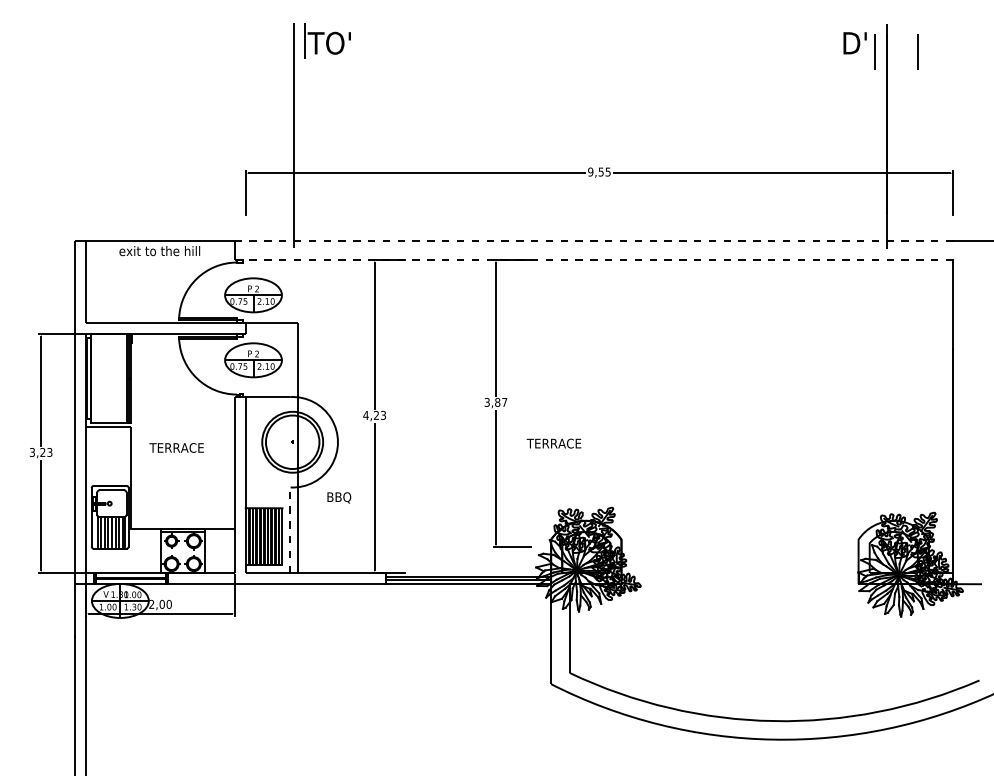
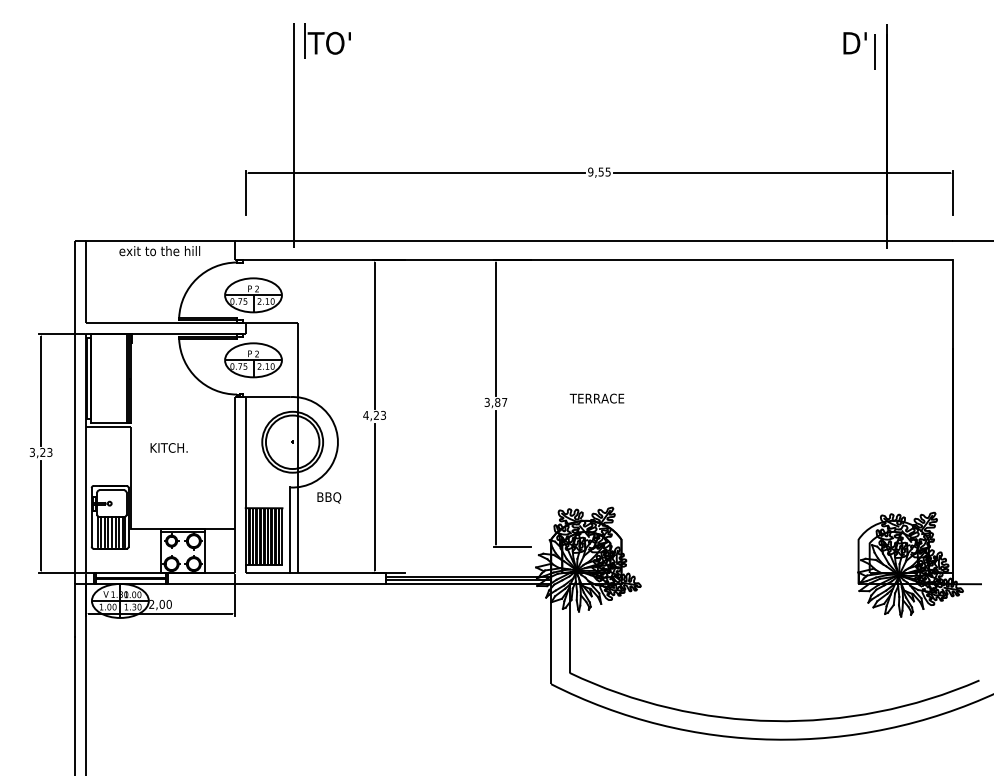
line: present -> none (917, 51)
line: dashed -> solid (593, 241)
line: dashed -> solid (593, 260)
text position: (553, 443) -> (596, 398) (596, 398)
text: TERRACE -> KITCH. (176, 447)
text position: (339, 497) -> (329, 497) (329, 497)
line: dashed -> solid (290, 530)
